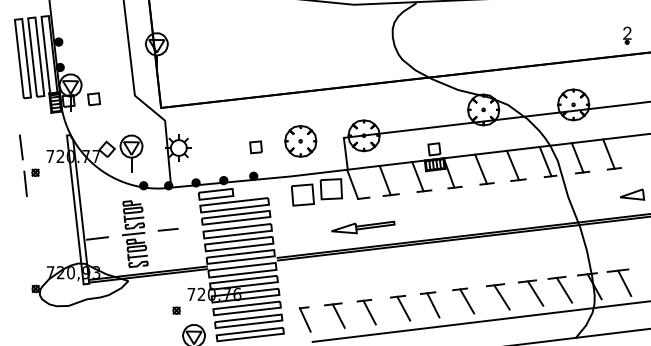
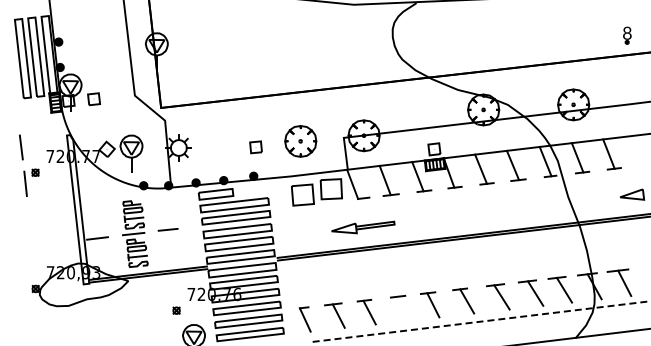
text: 2 -> 8 (627, 33)
line: present -> none (403, 308)
line: solid -> dashed (481, 321)
